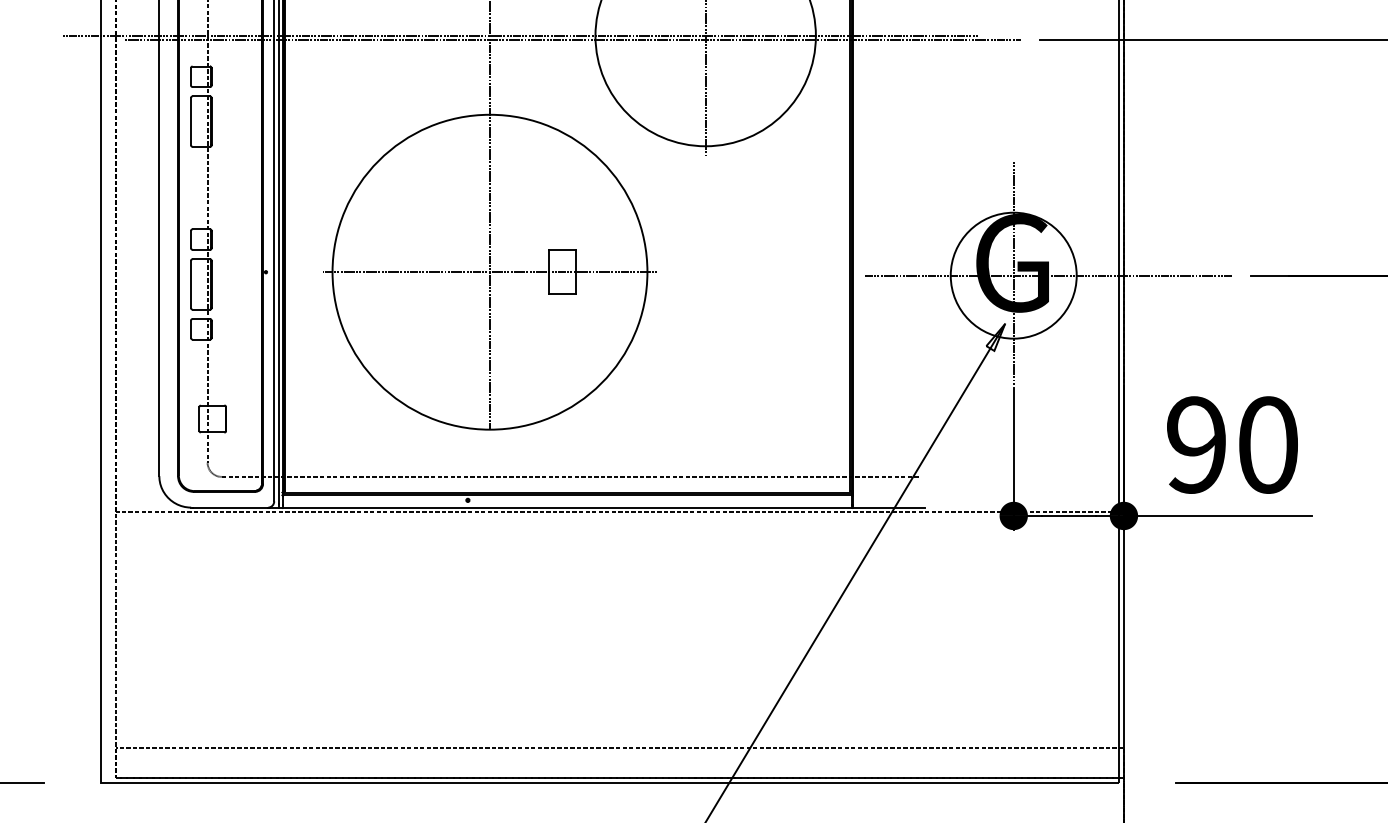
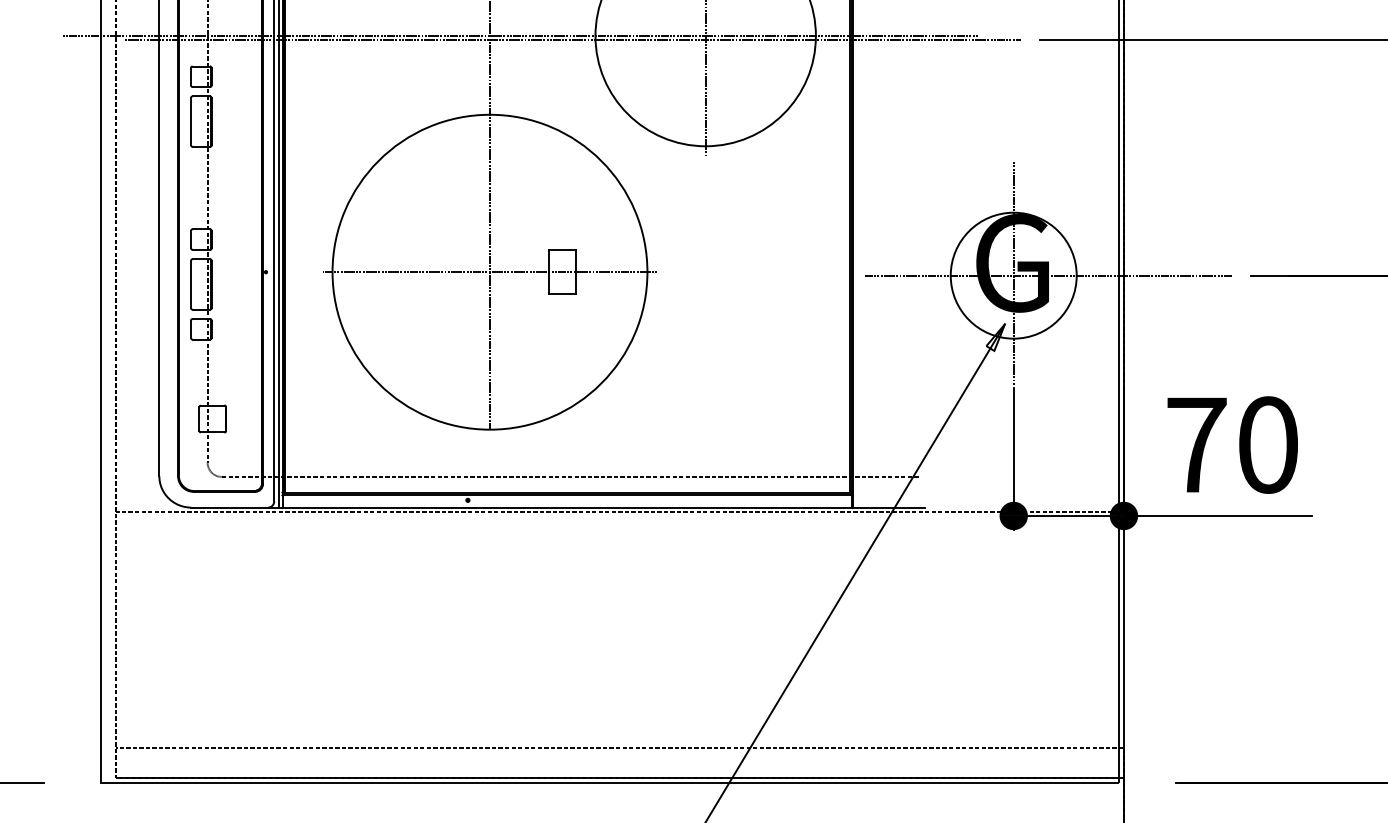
text: 90 -> 70 (1196, 444)
